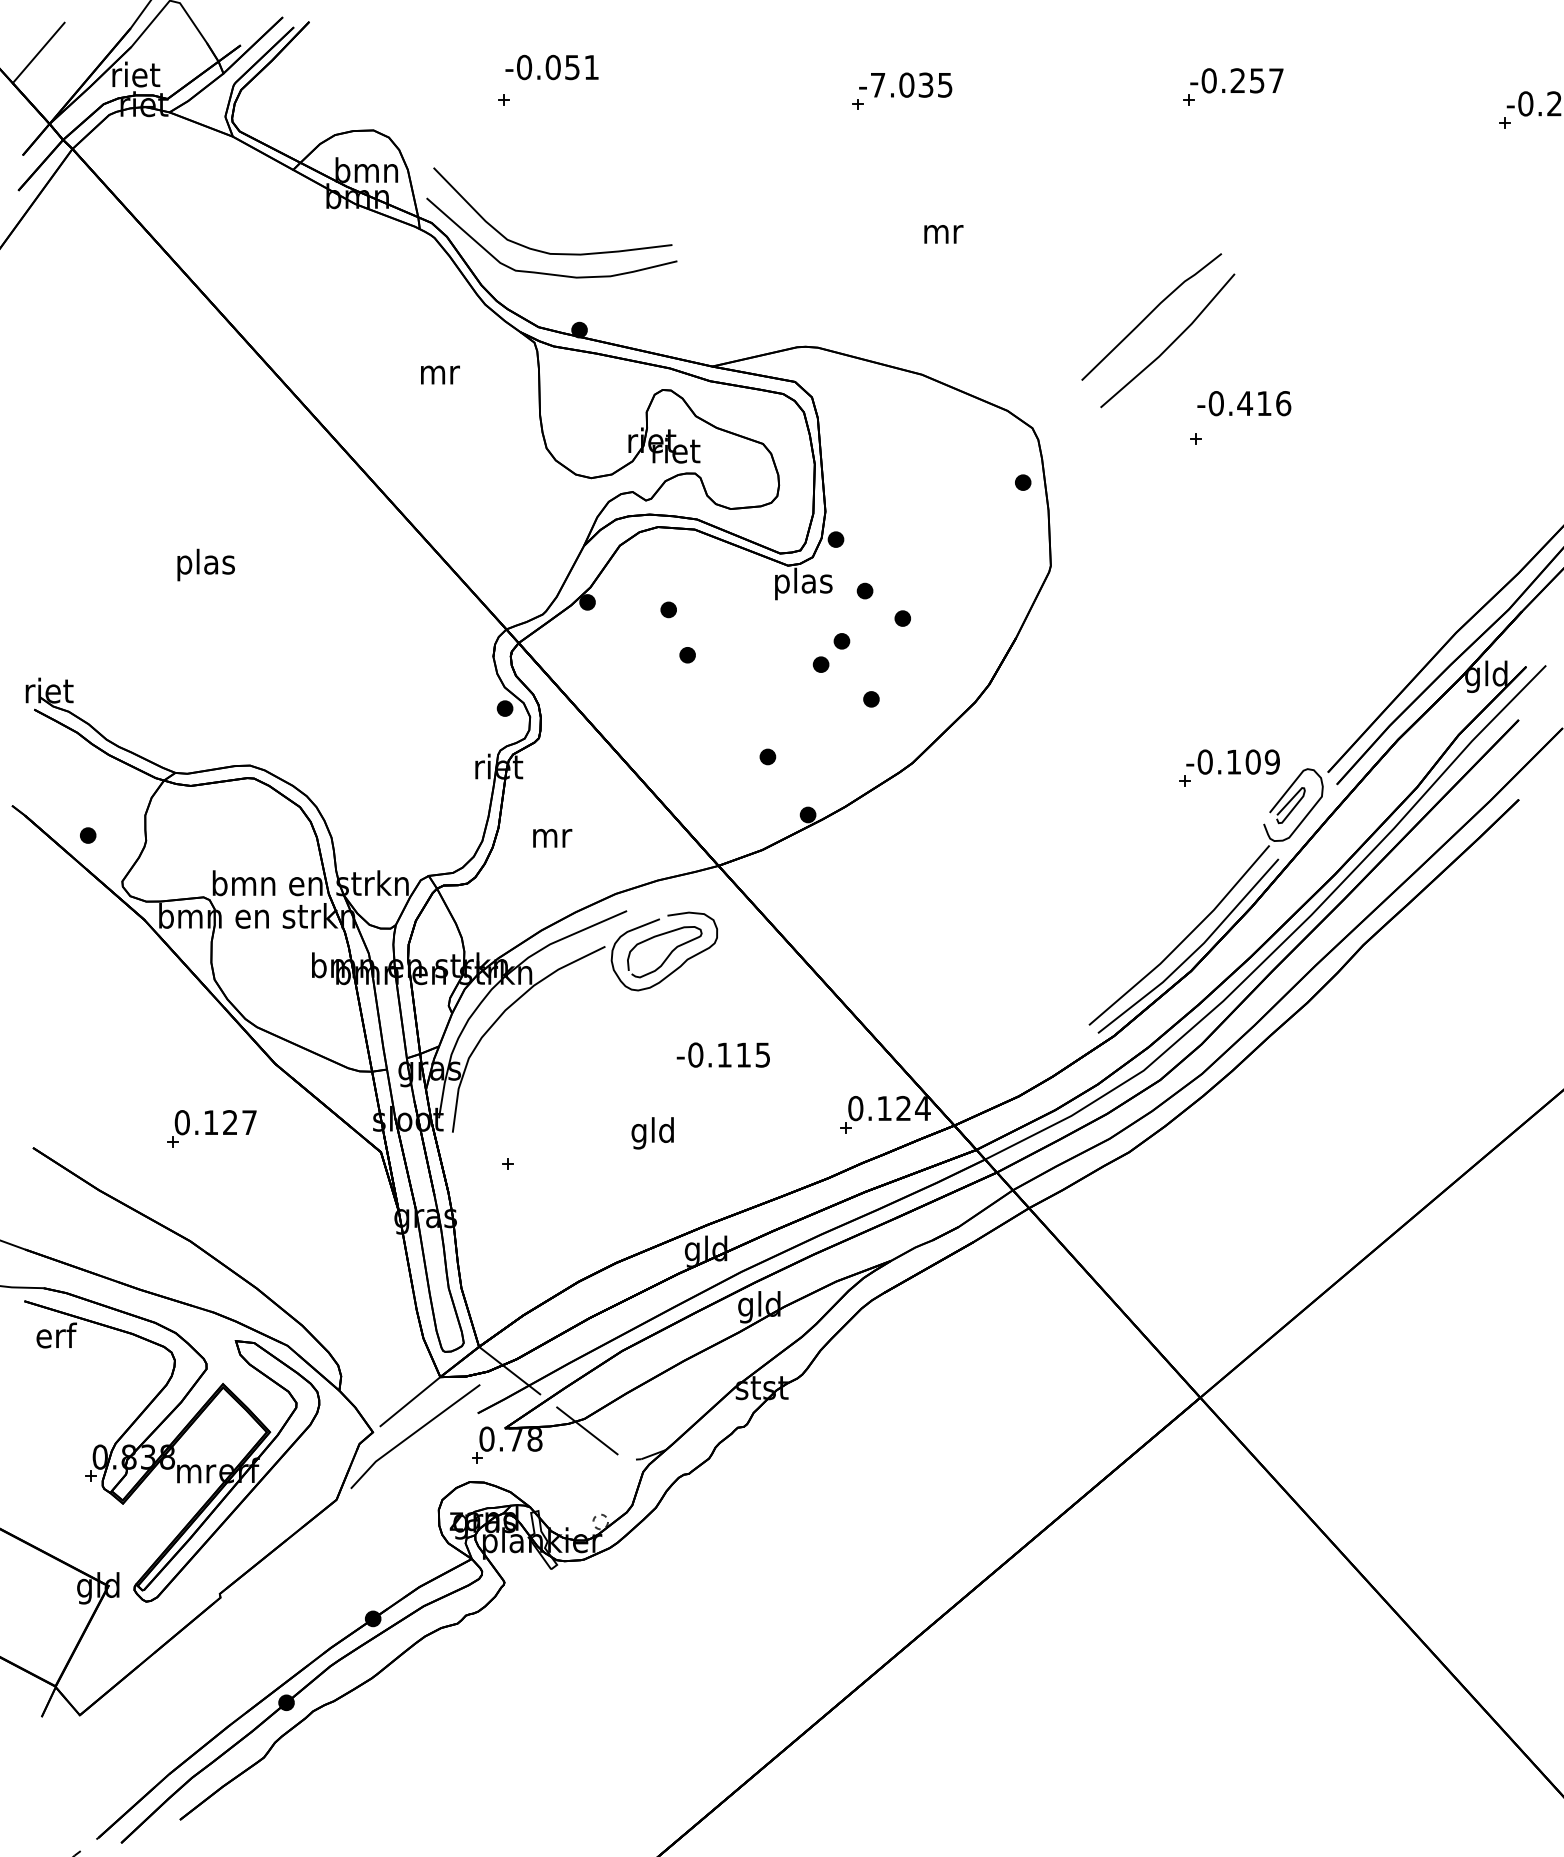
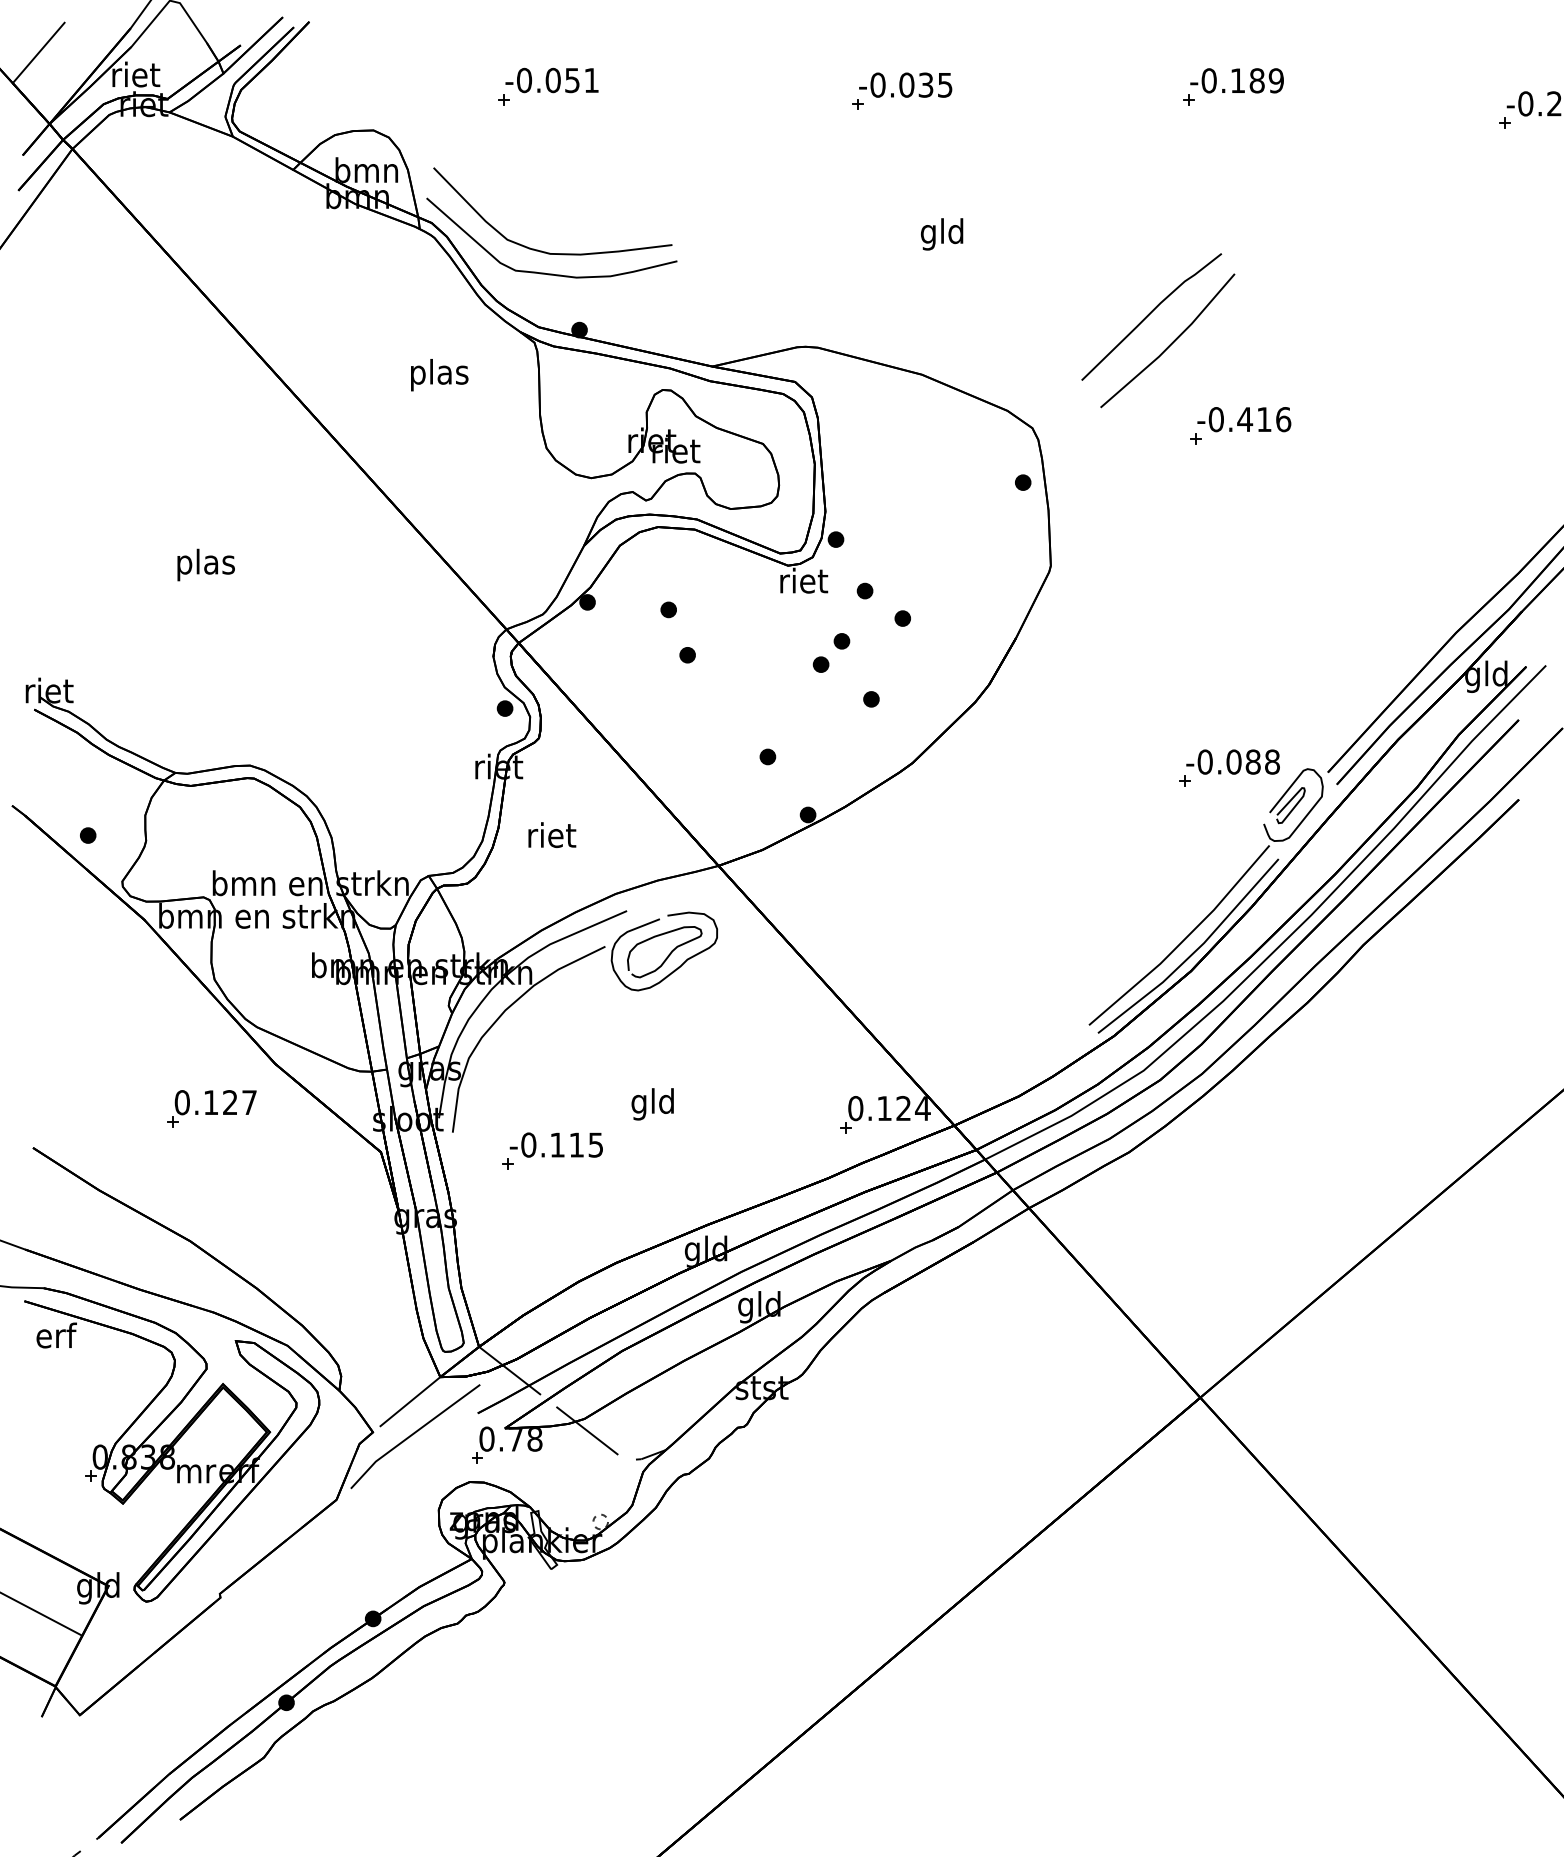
text position: (551, 67) -> (551, 80) (551, 80)
text: -0.257 -> -0.189 (1256, 80)
text: -7.035 -> -0.035 (877, 84)
text: mr -> gld (941, 234)
text: mr -> plas (439, 375)
text position: (1244, 403) -> (1244, 419) (1244, 419)
text: plas -> riet (803, 583)
text: -0.109 -> -0.088 (1252, 761)
text: mr -> riet (552, 835)
text position: (722, 1054) -> (555, 1144) (555, 1144)
part position: (211, 1128) -> (211, 1108) (211, 1108)
text position: (652, 1133) -> (652, 1104) (652, 1104)
line: none -> present (41, 1614)
